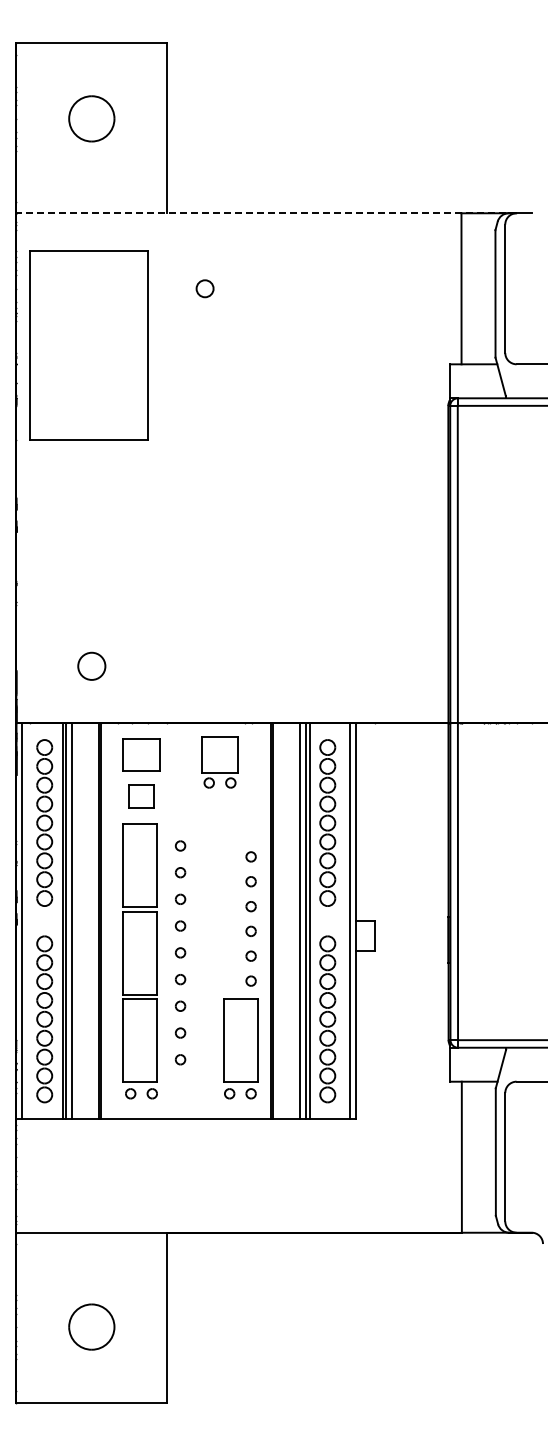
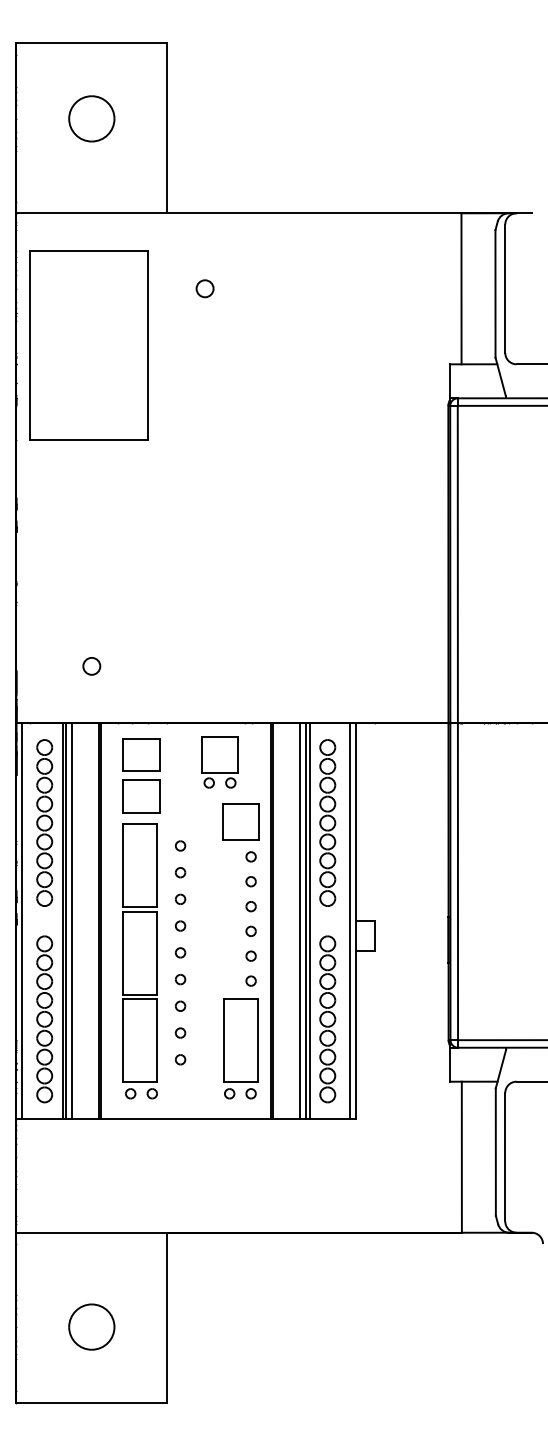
line: dashed -> solid (265, 213)
circle diameter: 27 px -> 17 px (91, 665)
part size: 27x25 px -> 39x35 px (141, 796)
part: none -> present (240, 821)
